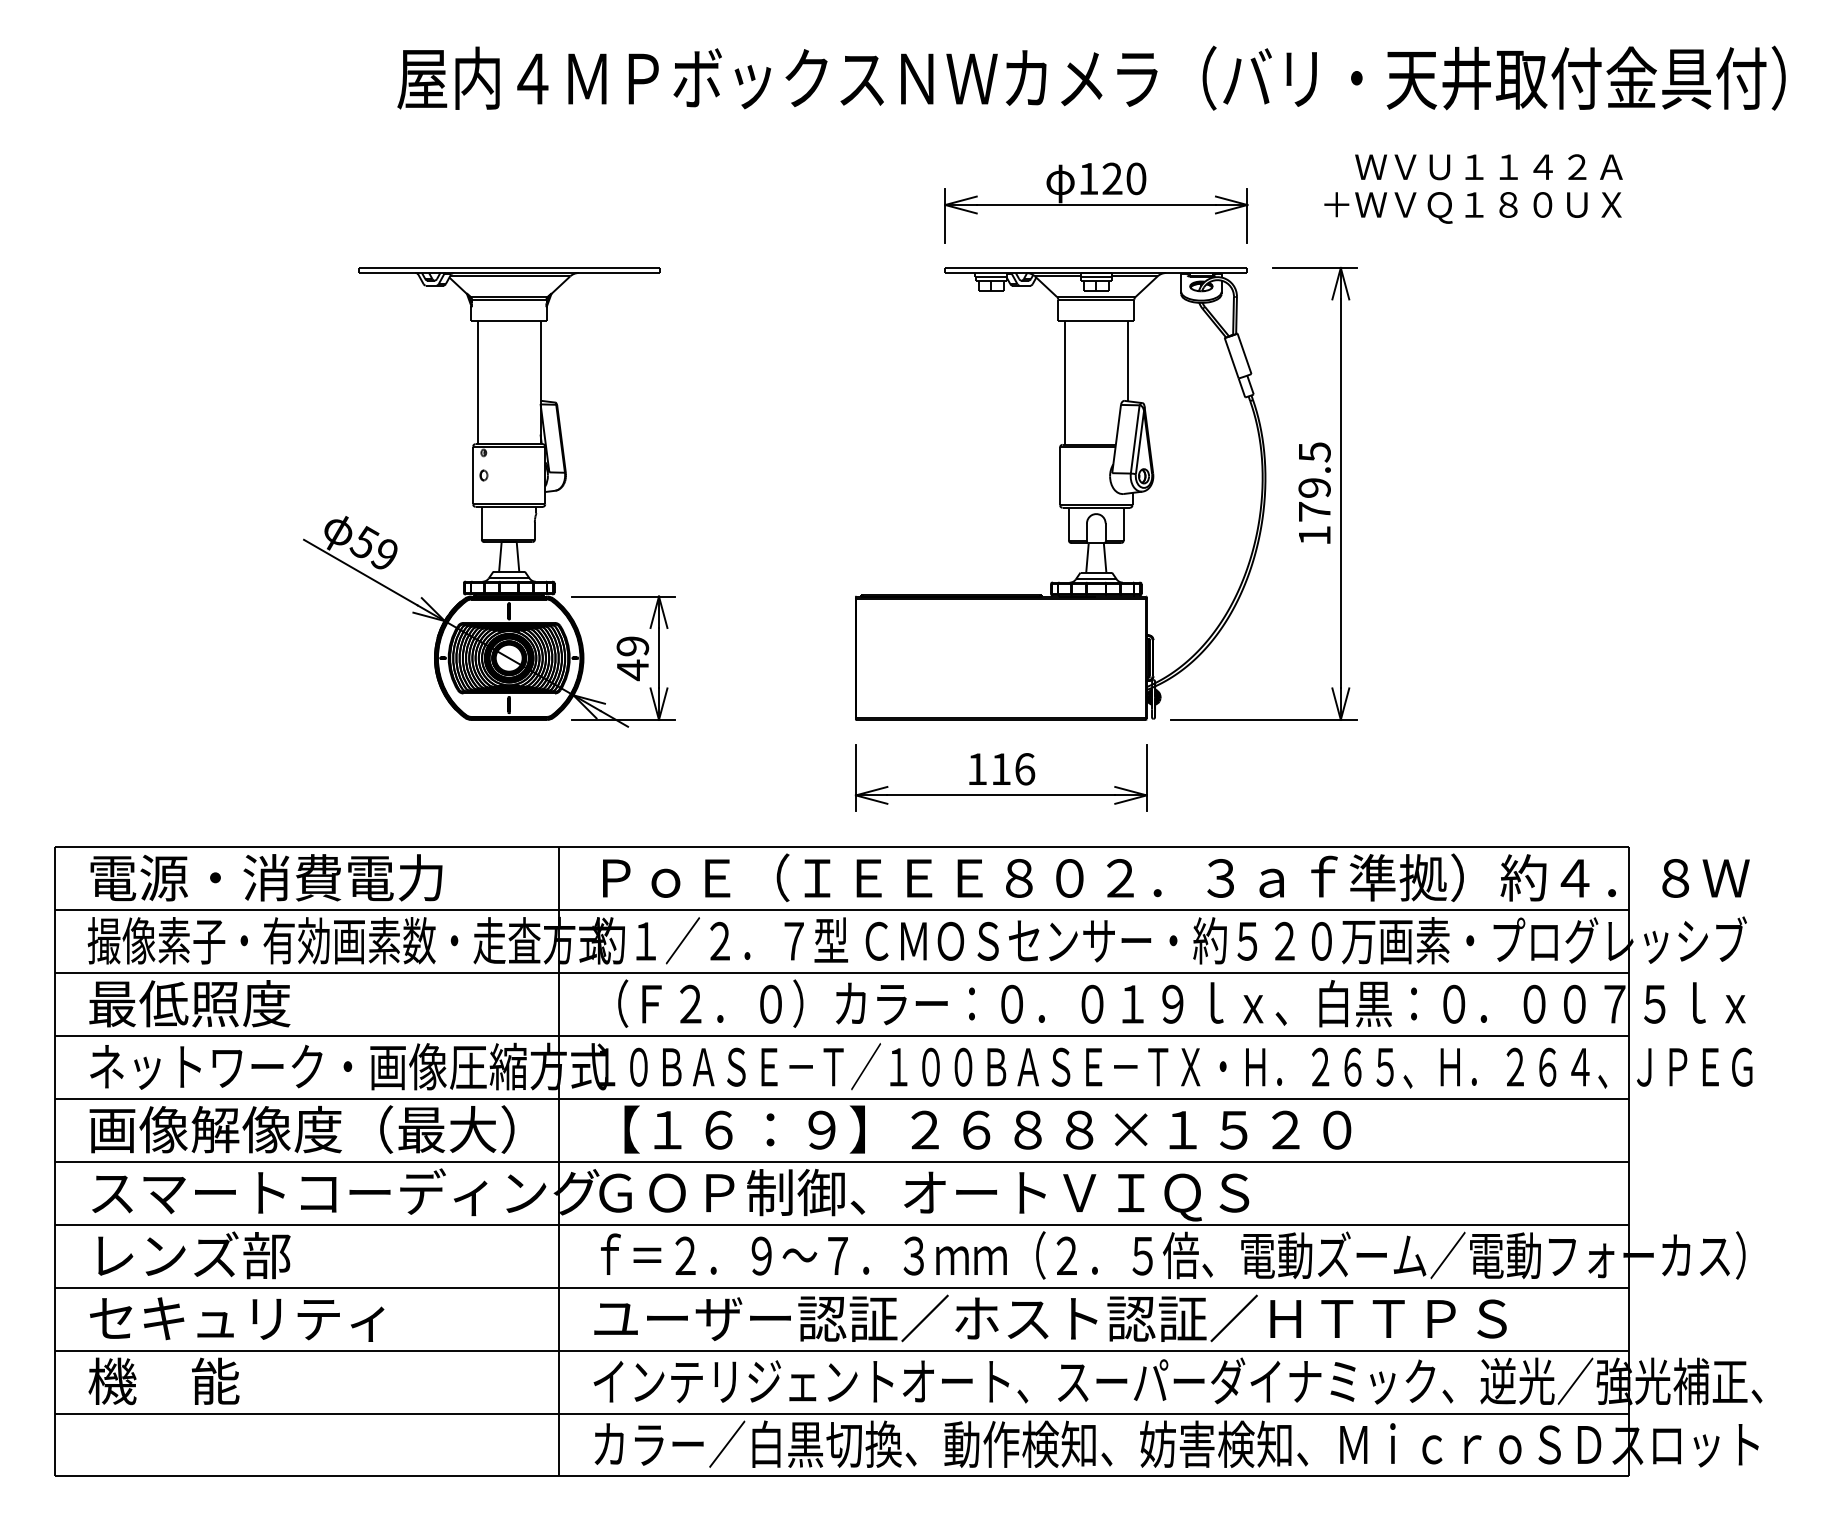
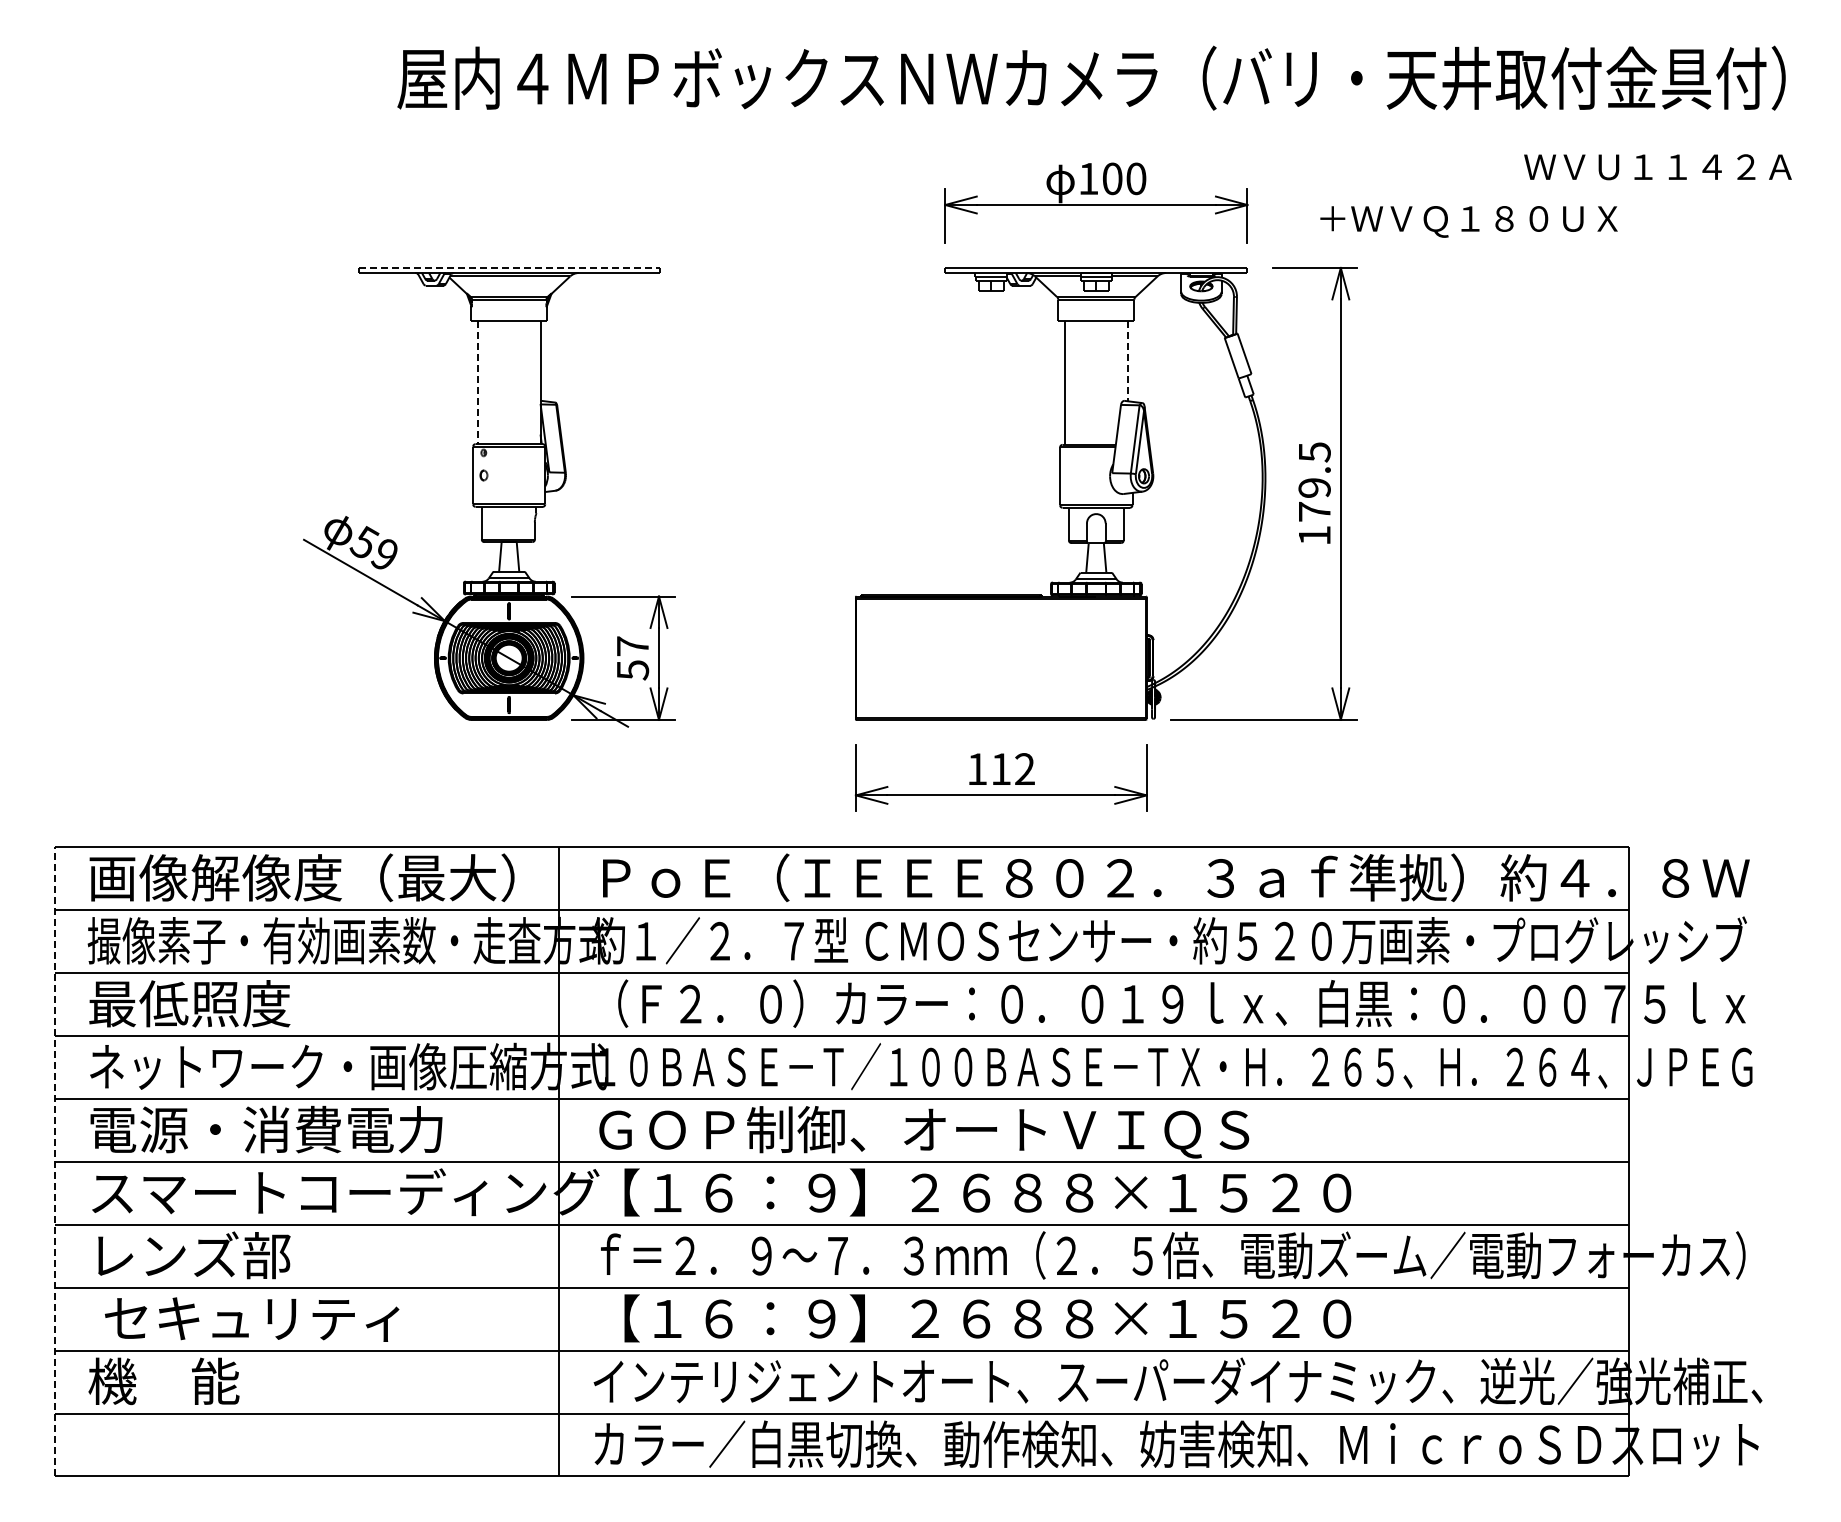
text position: (1488, 167) -> (1657, 167) (1657, 167)
text: 120 -> 100 (1112, 178)
text position: (1472, 207) -> (1468, 221) (1468, 221)
line: solid -> dashed (509, 267)
line: solid -> dashed (1127, 361)
line: solid -> dashed (477, 382)
text: 49 -> 57 (632, 658)
text: 116 -> 112 (1025, 769)
text: 電源・消費電力 -> 画像解像度（最大） (301, 877)
text: 画像解像度（最大） -> 電源・消費電力 (301, 1129)
text: 【１６：９】２６８８×１５２０ -> ＧＯＰ制御、オートＶＩＱＳ (975, 1131)
line: solid -> dashed (55, 1161)
text: ＧＯＰ制御、オートＶＩＱＳ -> 【１６：９】２６８８×１５２０ (975, 1194)
text: ユーザー認証／ホスト認証／ＨＴＴＰＳ -> 【１６：９】２６８８×１５２０ (1050, 1318)
text position: (237, 1319) -> (252, 1319) (252, 1319)
